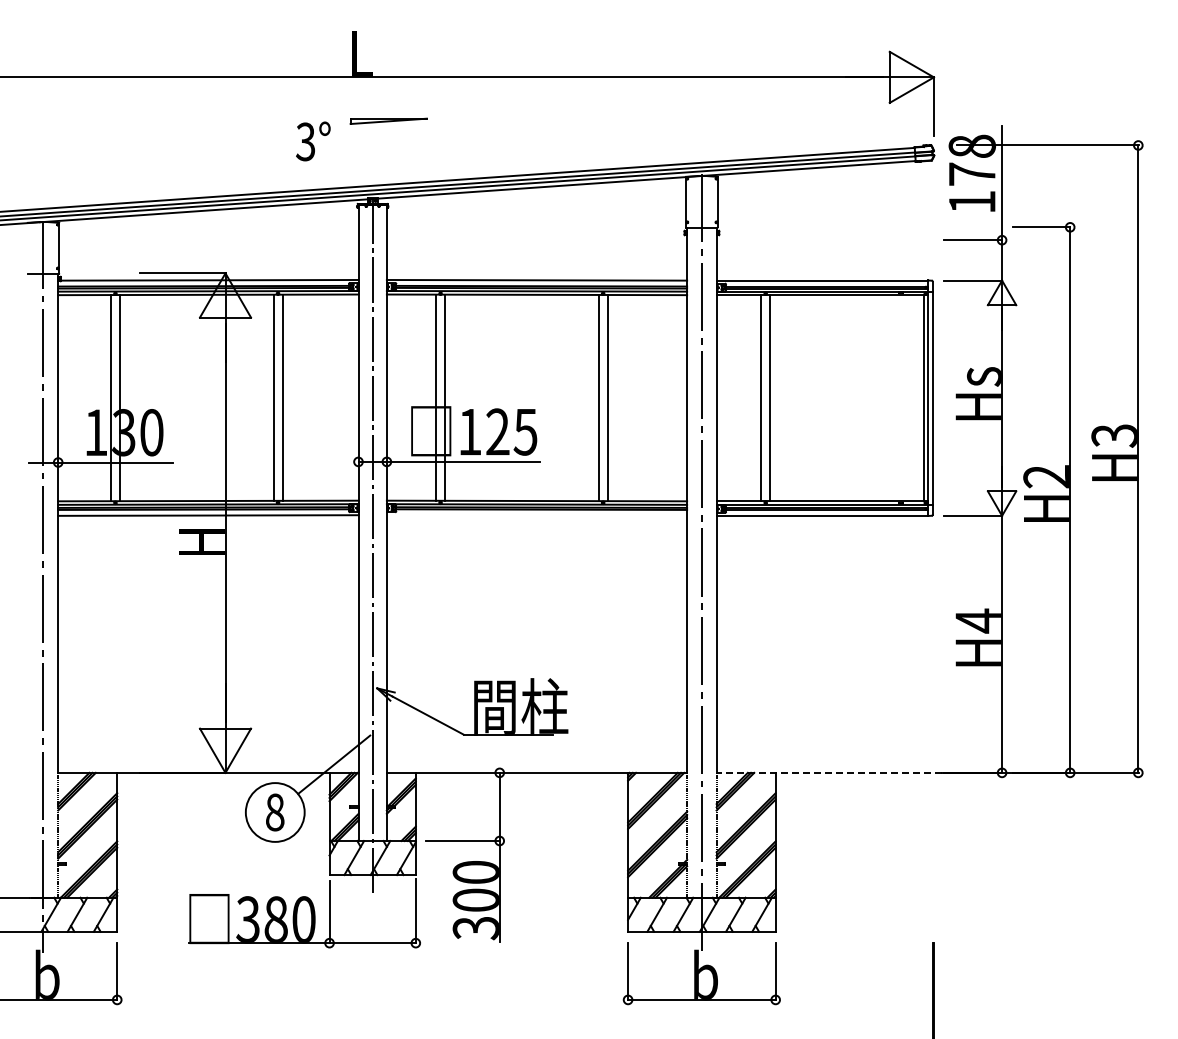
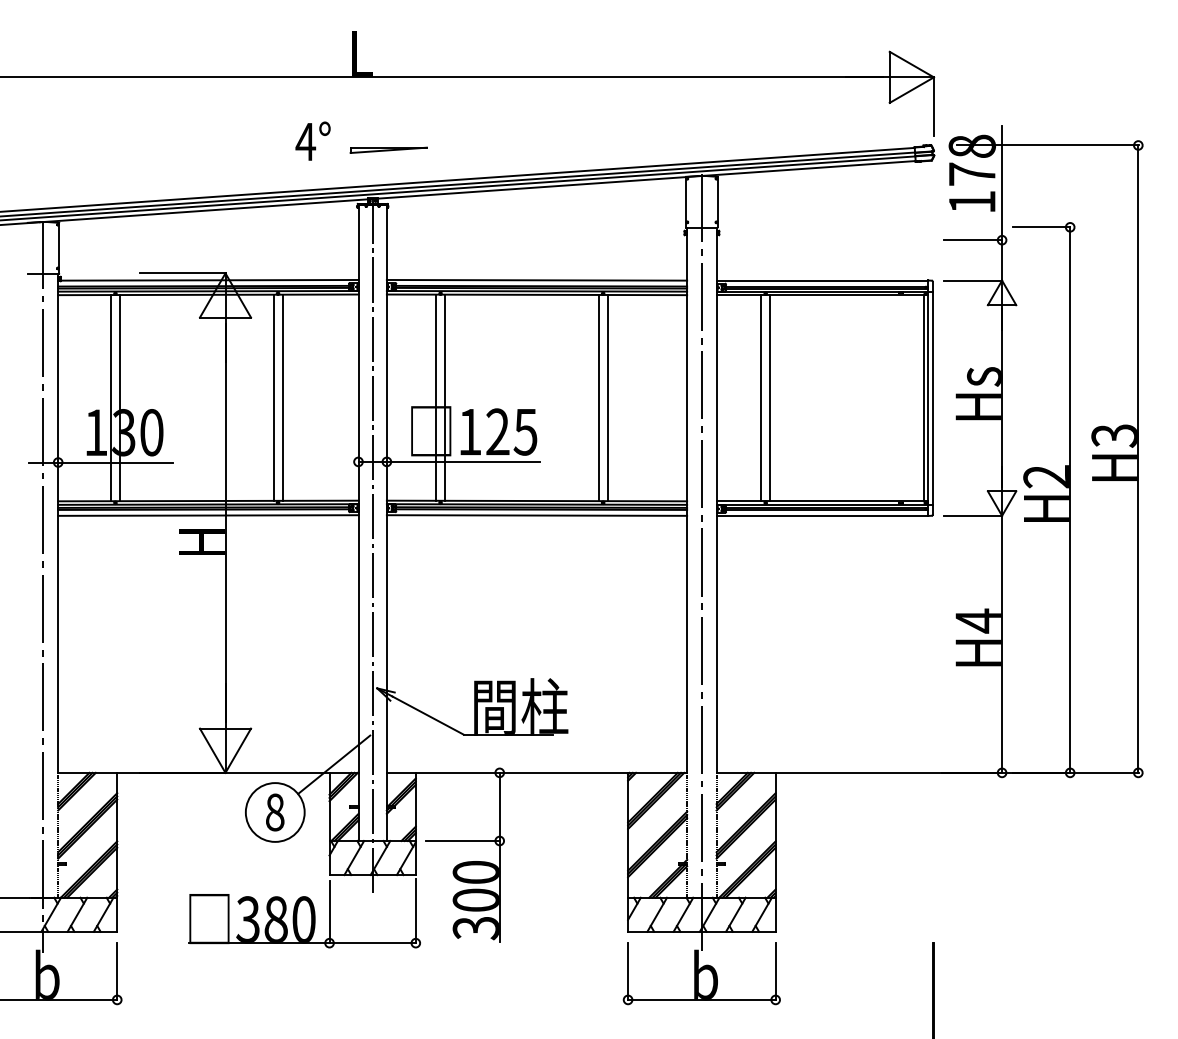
part position: (388, 120) -> (388, 149) (388, 149)
text: 3° -> 4° (305, 141)
line: none -> present (536, 515)
line: dashed -> solid (829, 772)
